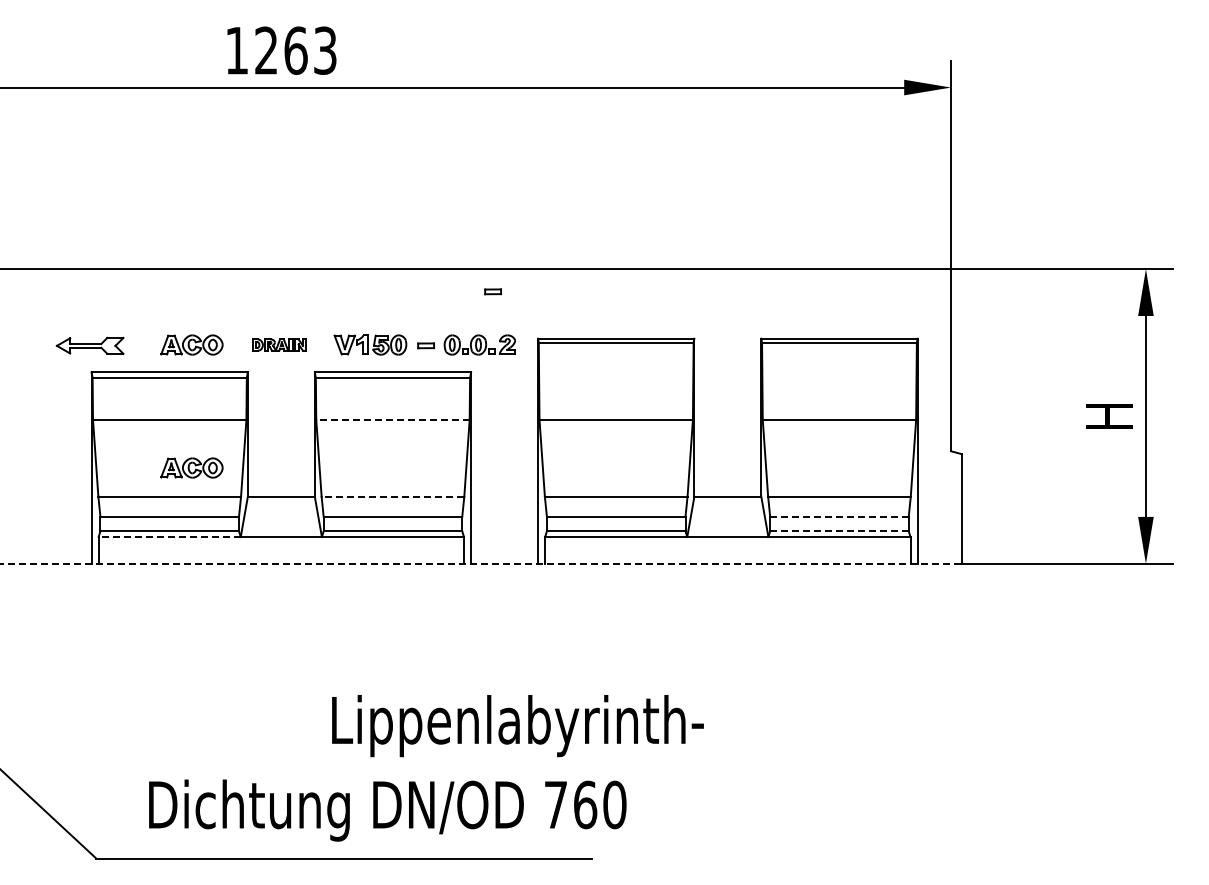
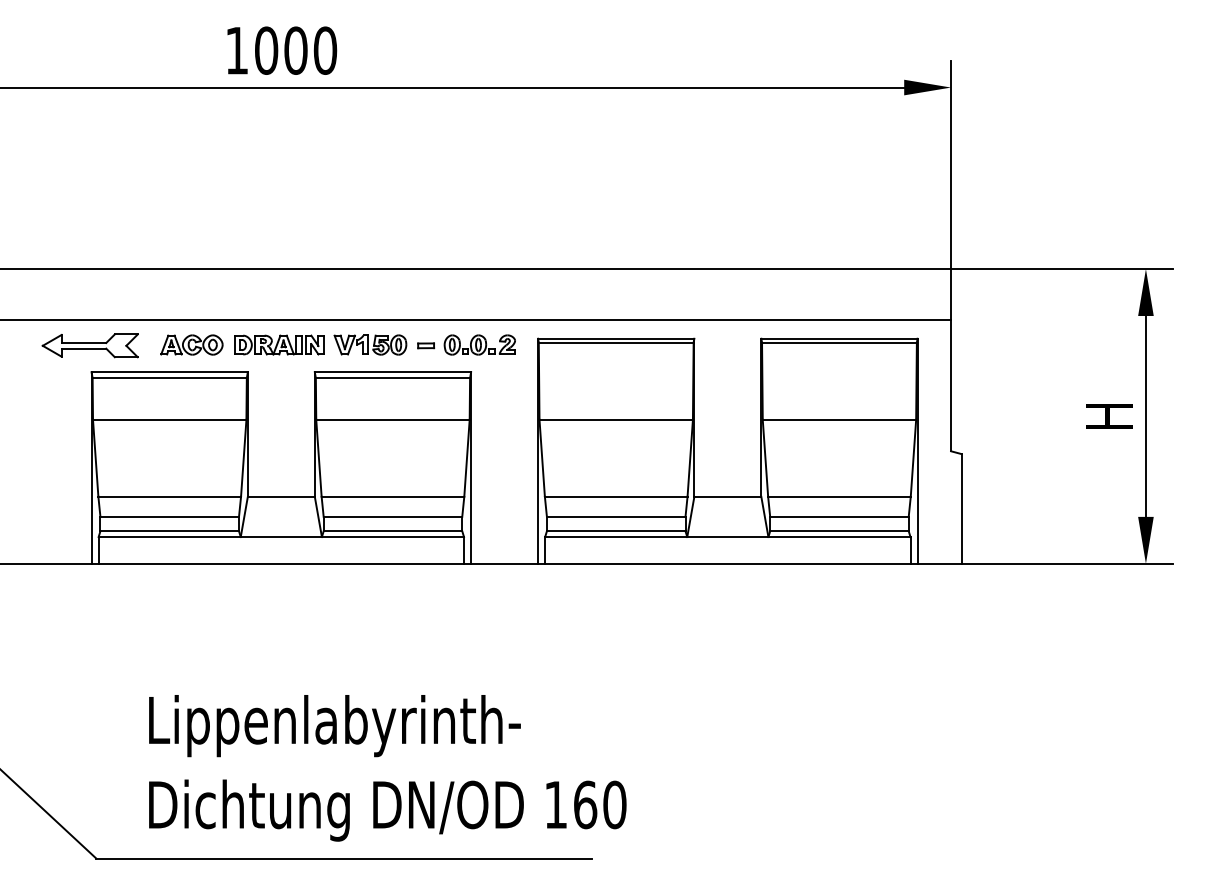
text: 1263 -> 1000 (296, 50)
part: present -> none (493, 291)
line: none -> present (476, 320)
part size: 55x14 px -> 91x22 px (279, 344)
part size: 70x19 px -> 98x26 px (89, 345)
line: dashed -> solid (392, 419)
part: present -> none (191, 467)
line: dashed -> solid (392, 496)
line: dashed -> solid (838, 516)
line: dashed -> solid (838, 531)
line: dashed -> solid (169, 537)
line: dashed -> solid (481, 563)
text position: (517, 726) -> (334, 726) (334, 726)
text: 760 -> 160 (555, 804)
